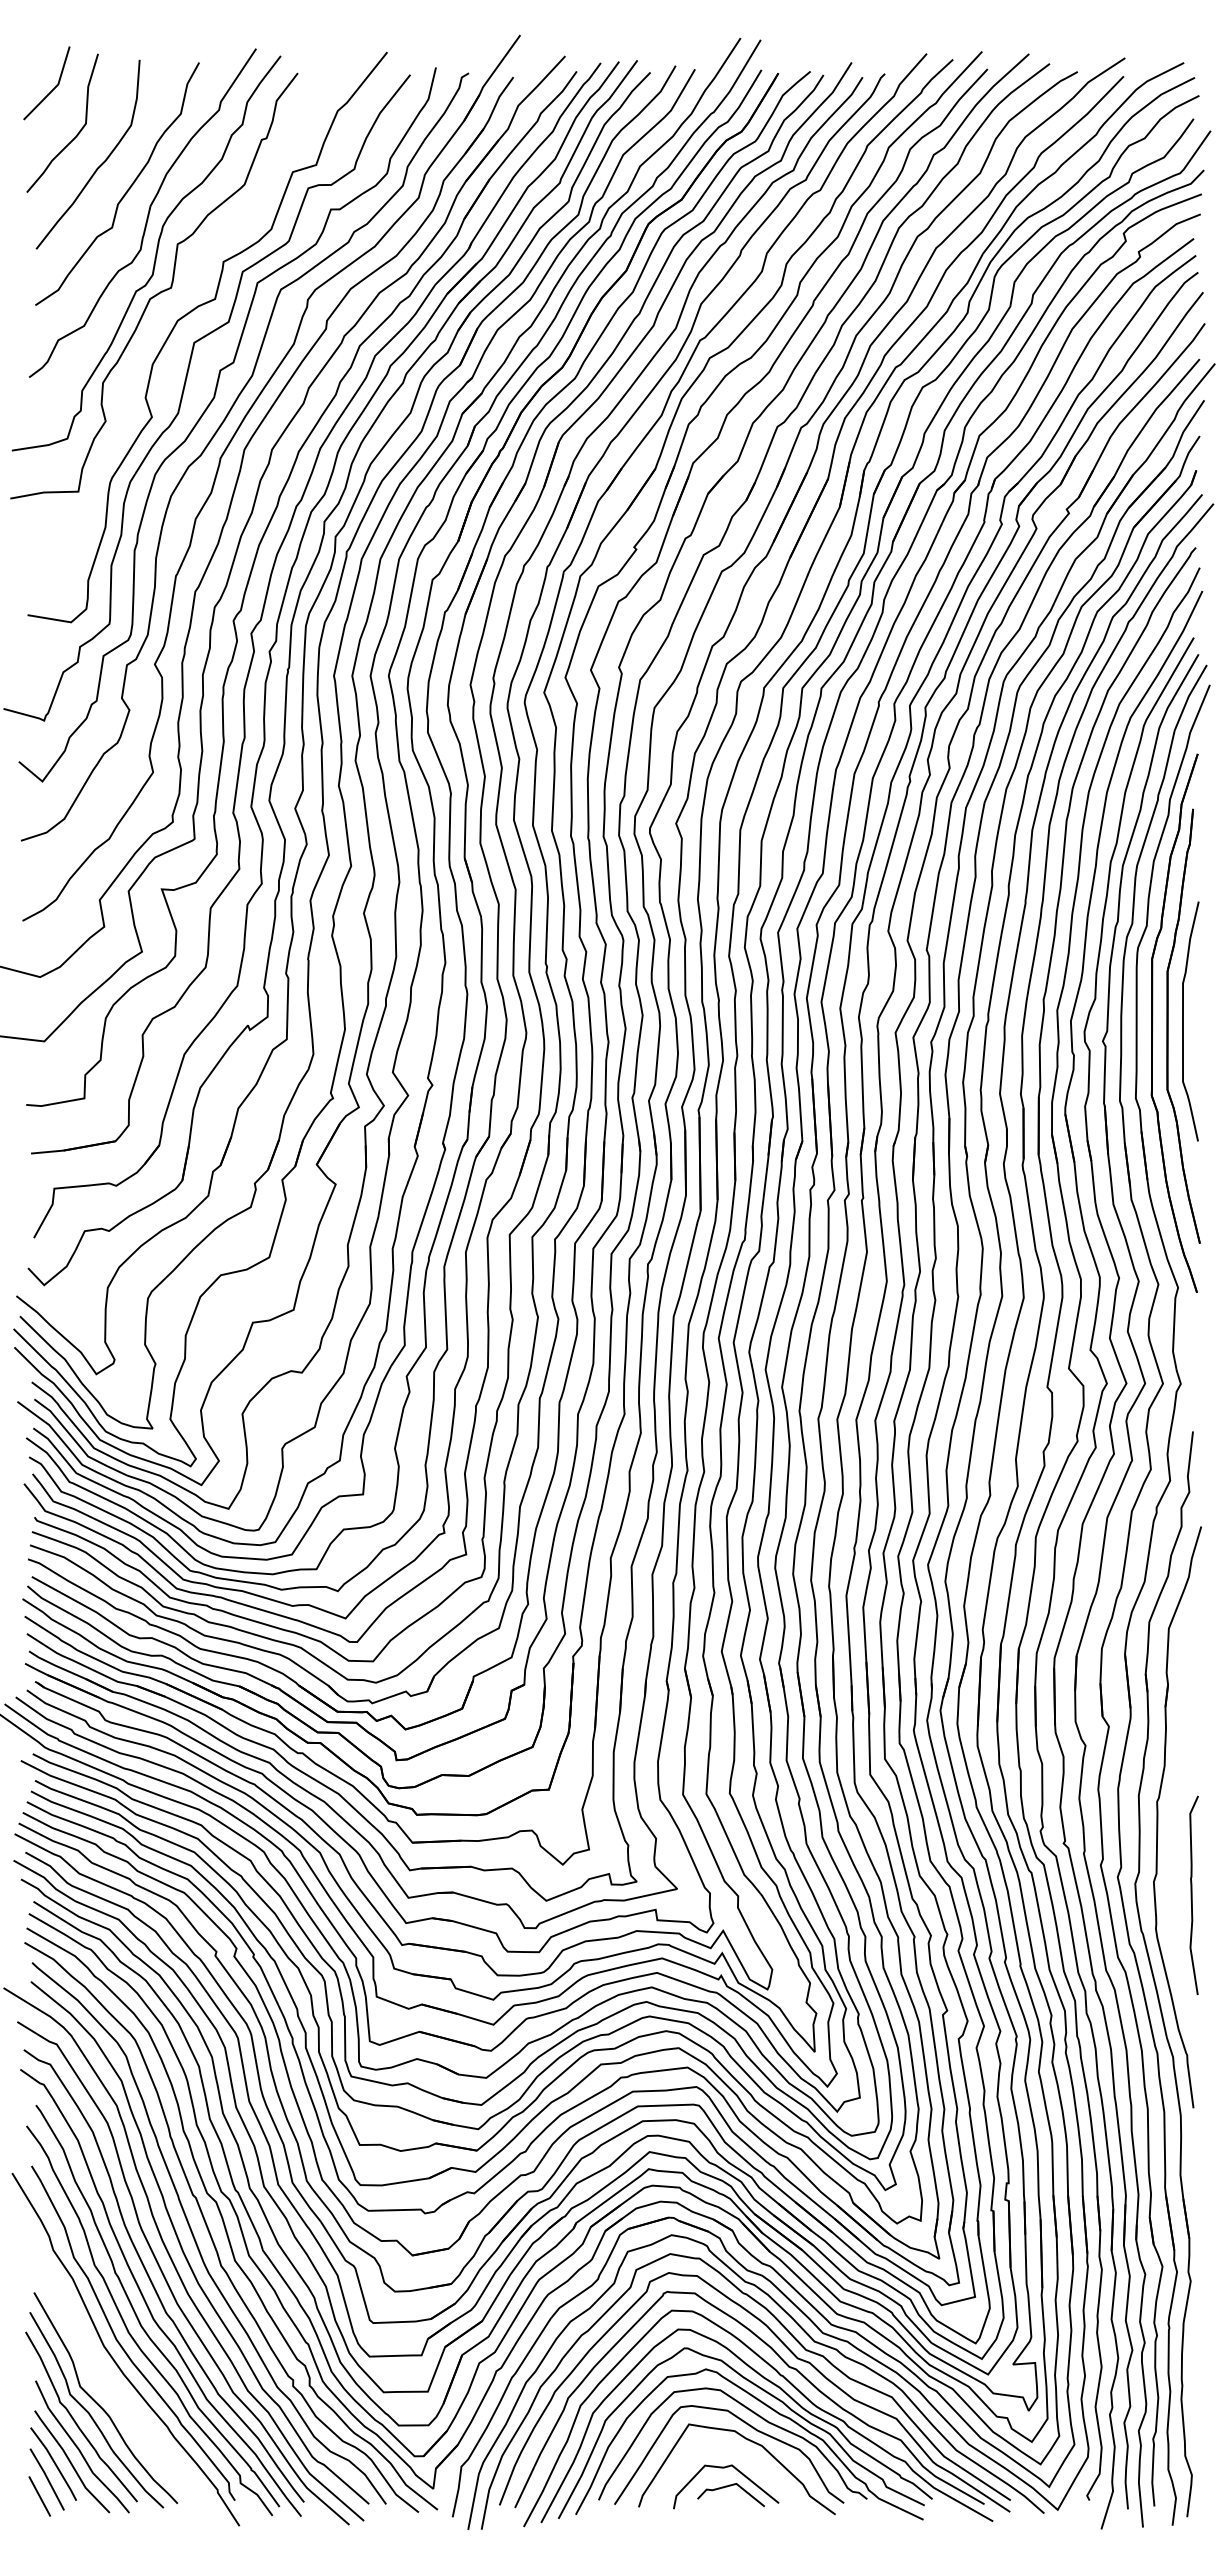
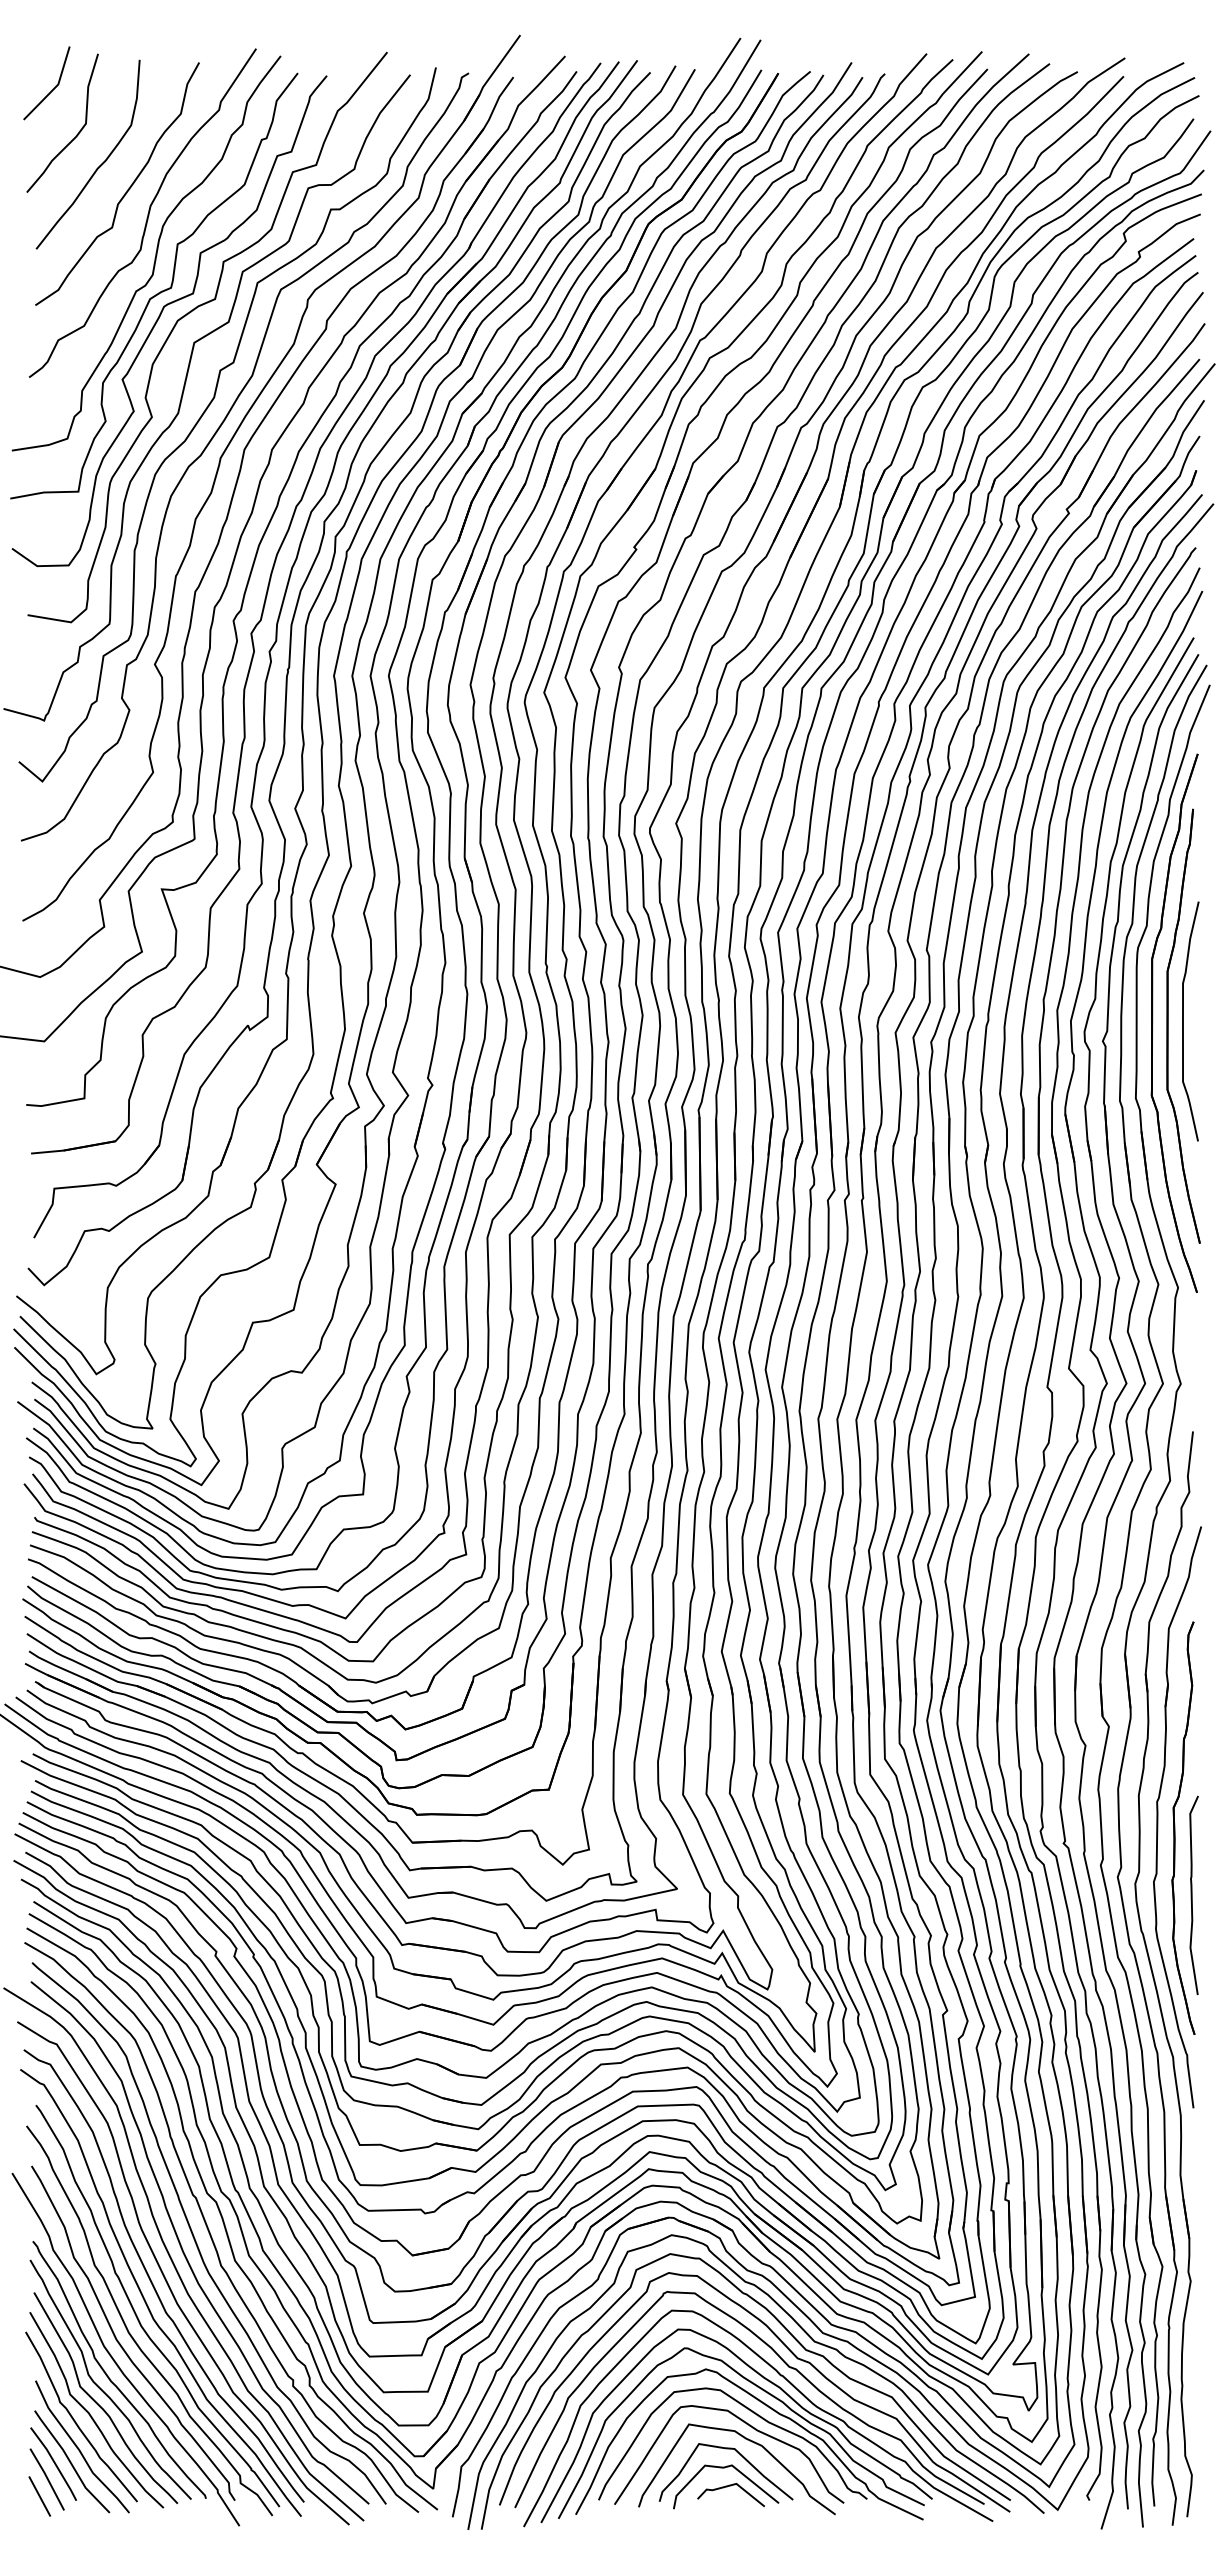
curve: none -> present (160, 316)
part: none -> present (1175, 1827)
part: none -> present (108, 2375)
curve: none -> present (741, 2456)
